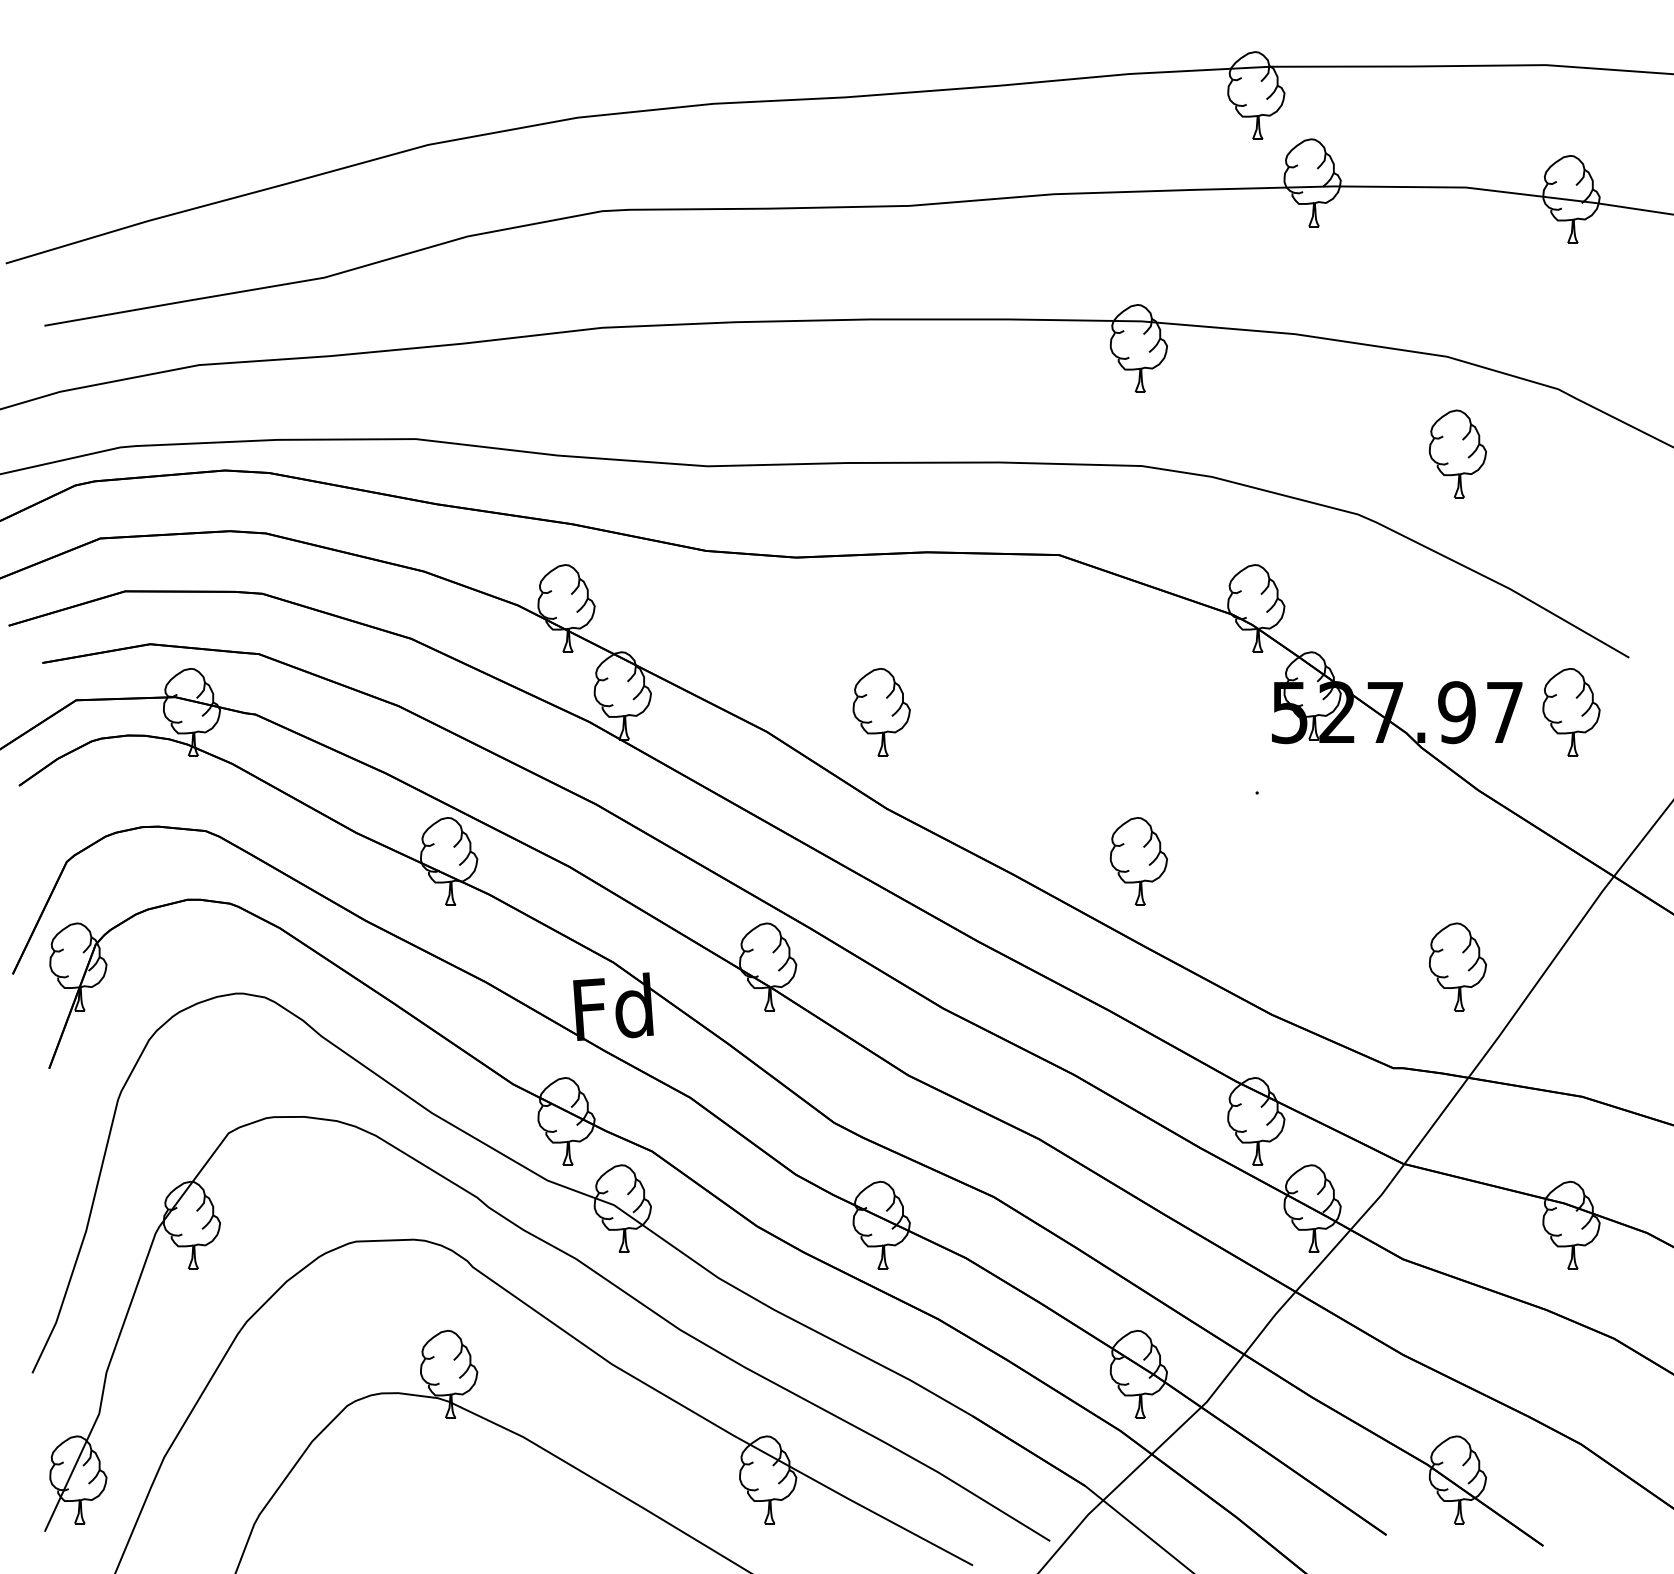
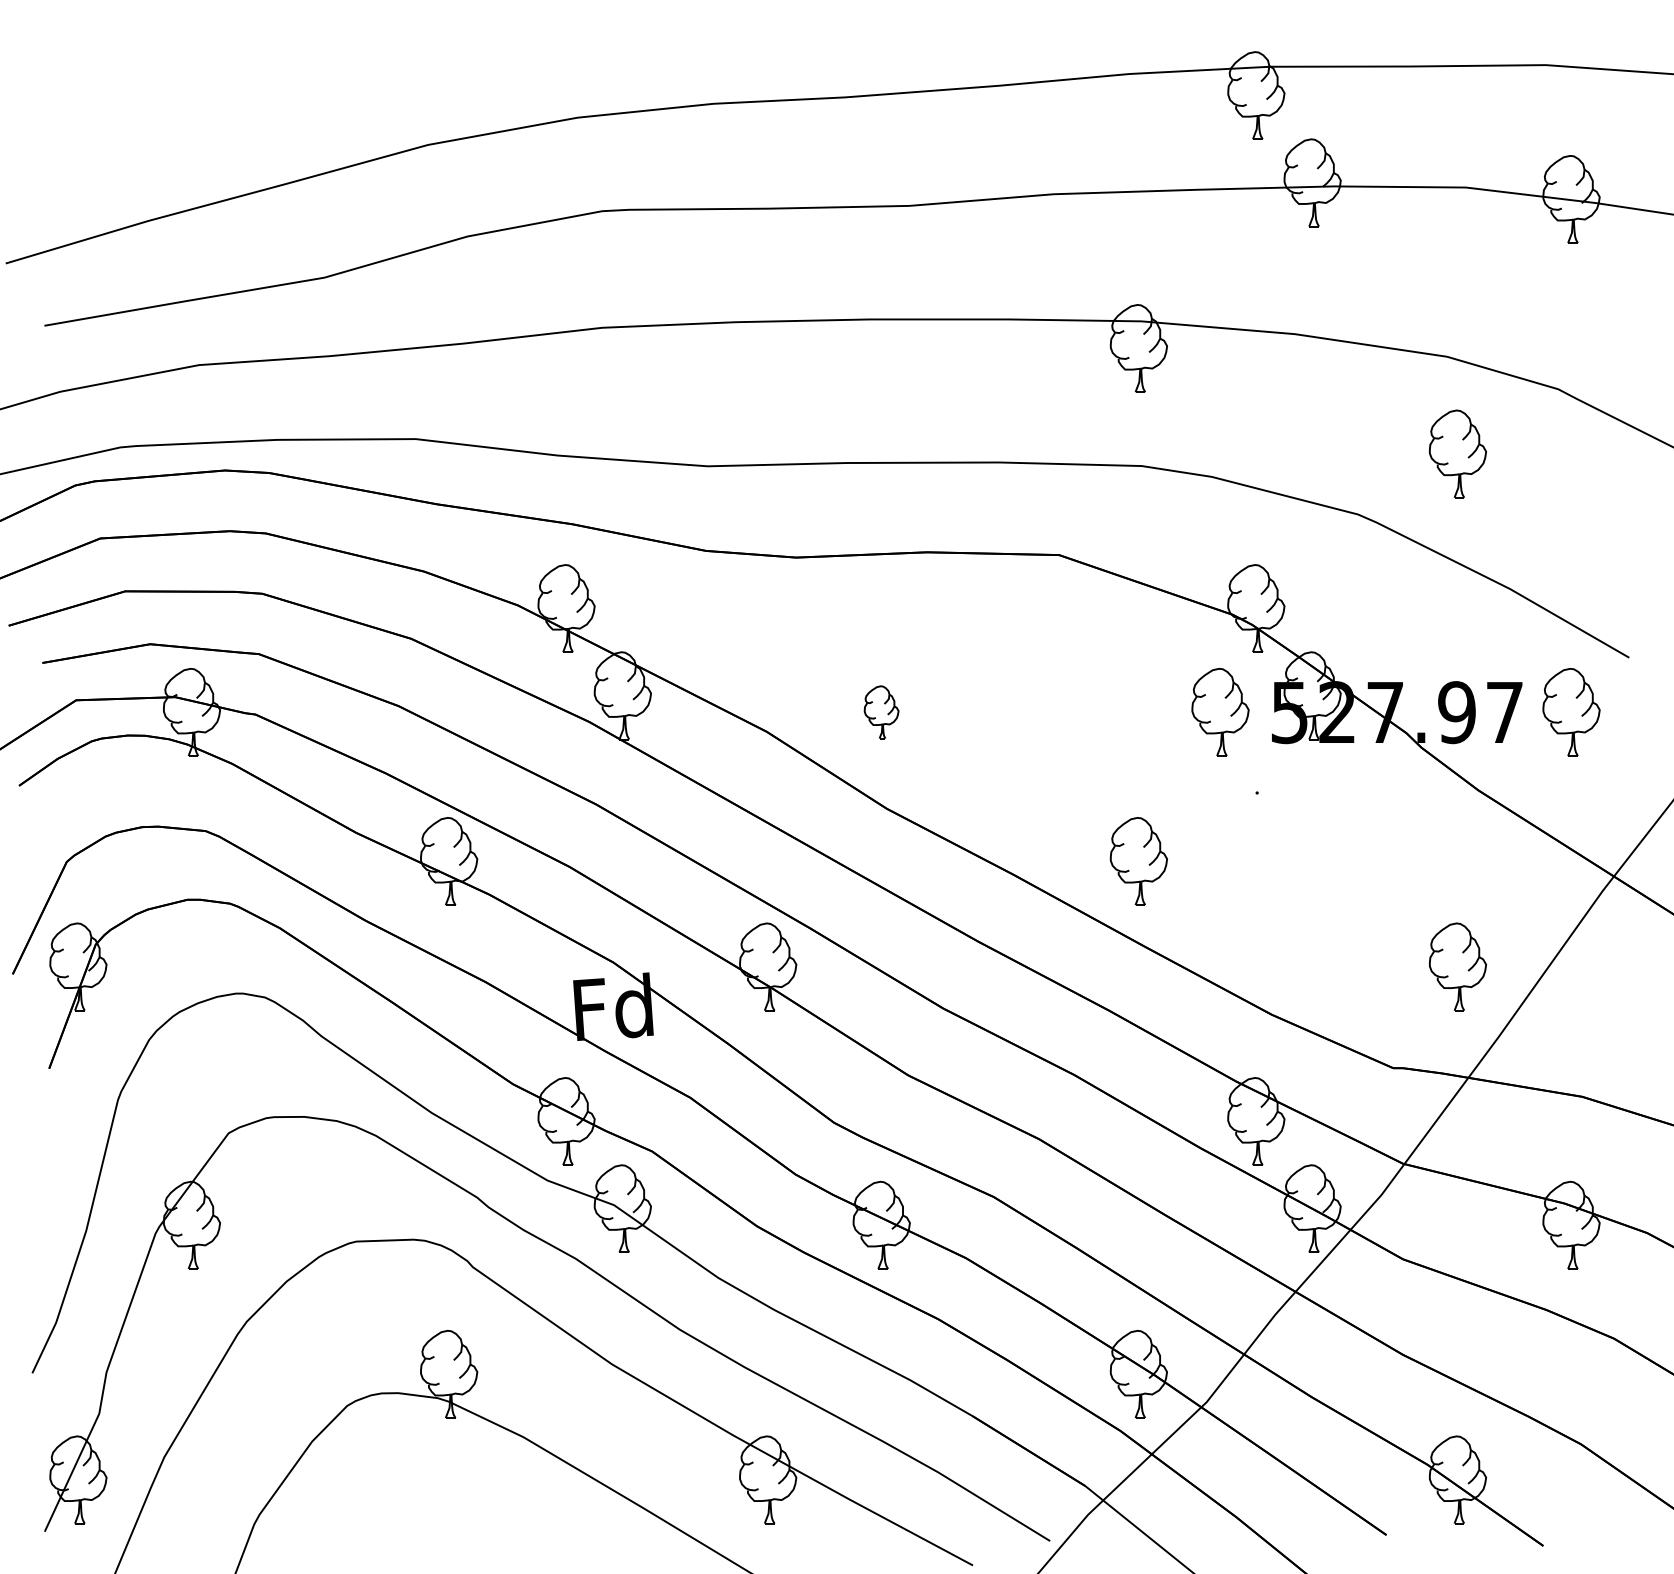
part size: 59x89 px -> 37x55 px (881, 712)
part: none -> present (1220, 712)
